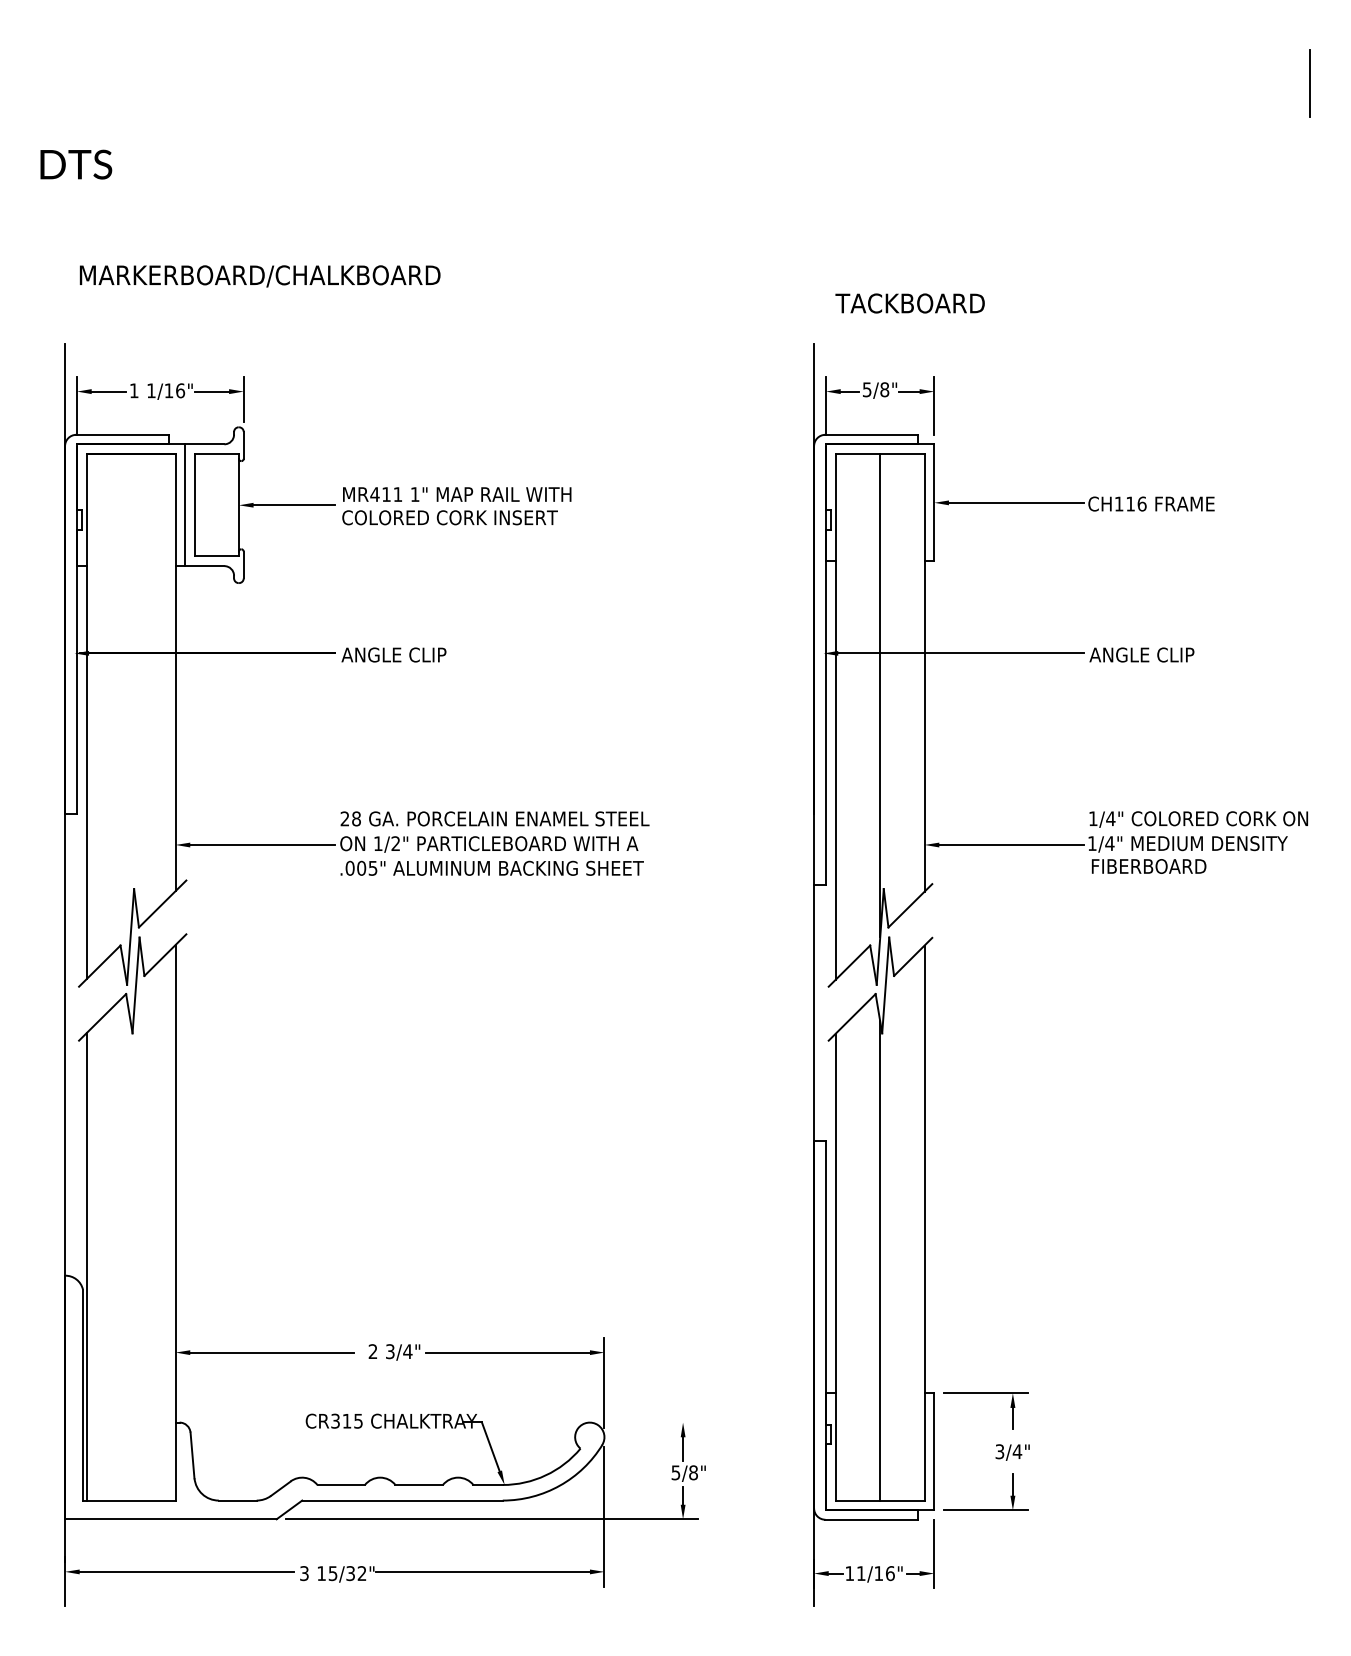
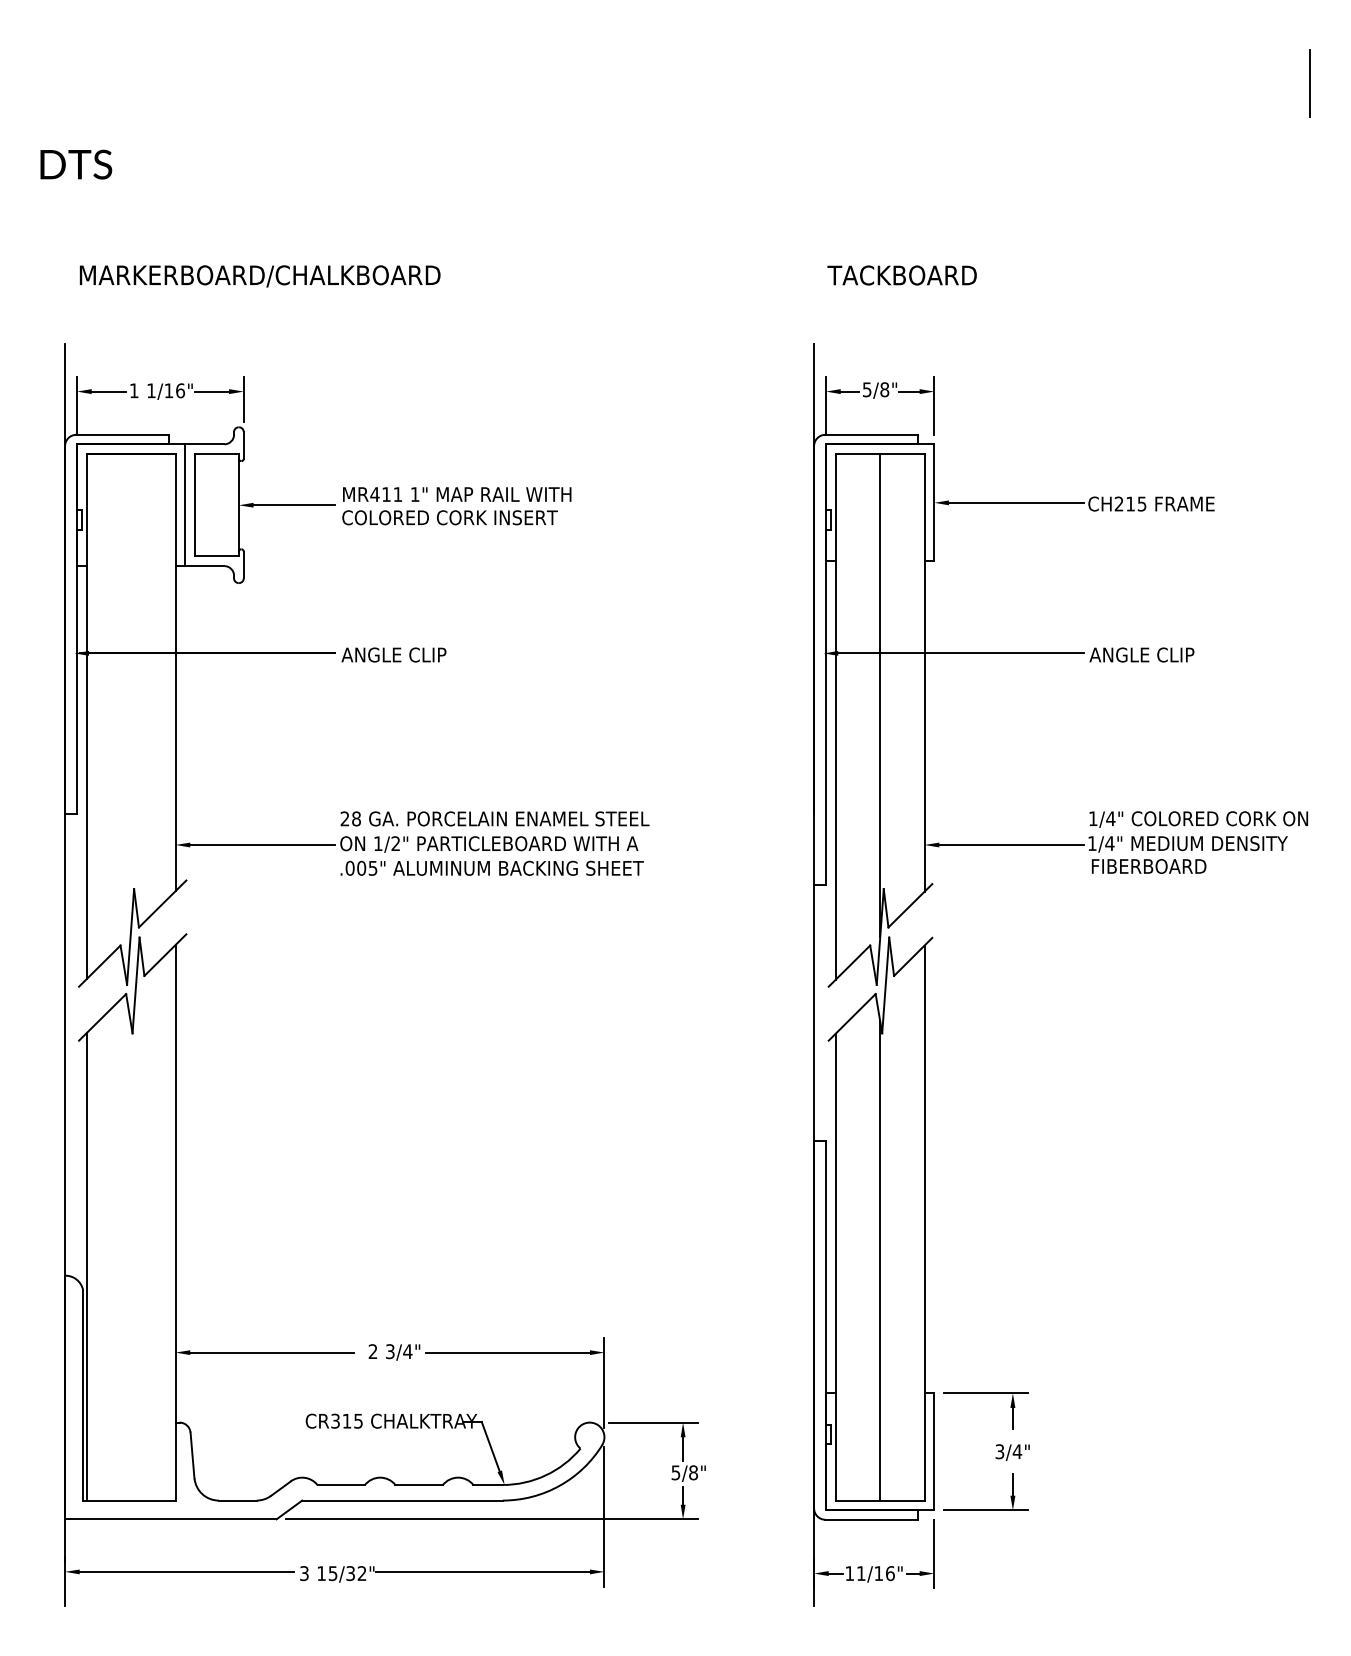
text position: (909, 303) -> (901, 275) (901, 275)
text: CH116 -> CH215 (1130, 503)
line: none -> present (652, 1422)
